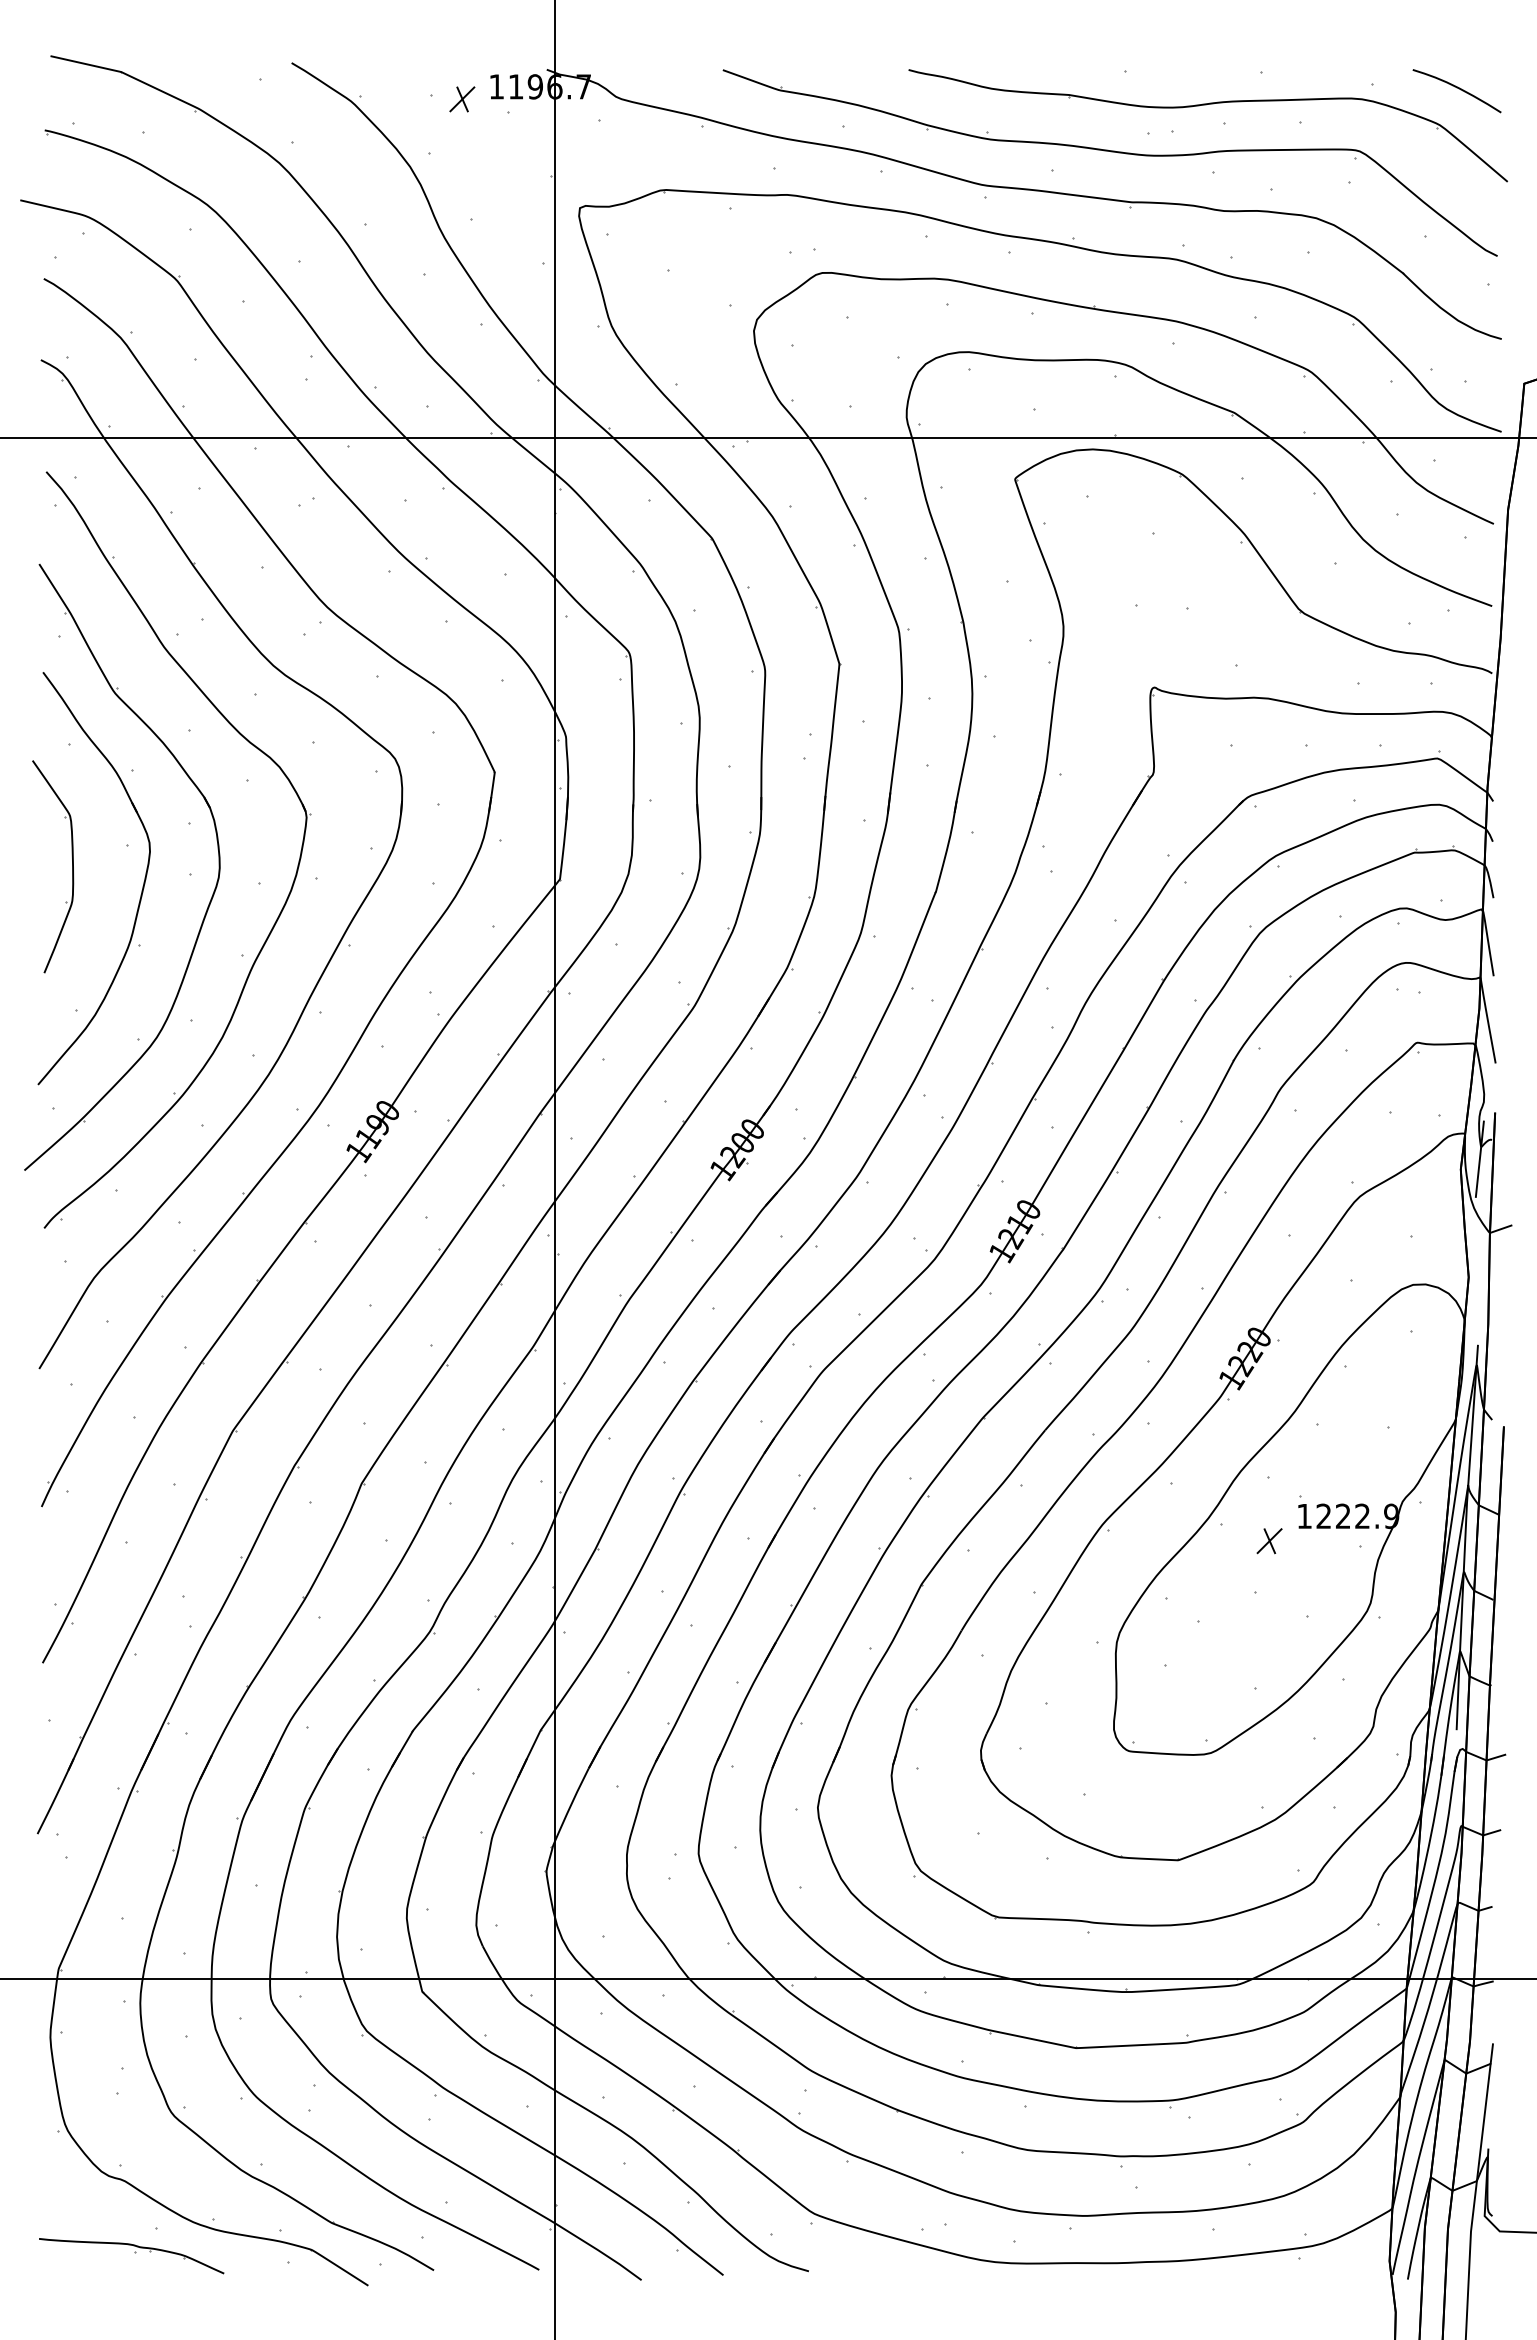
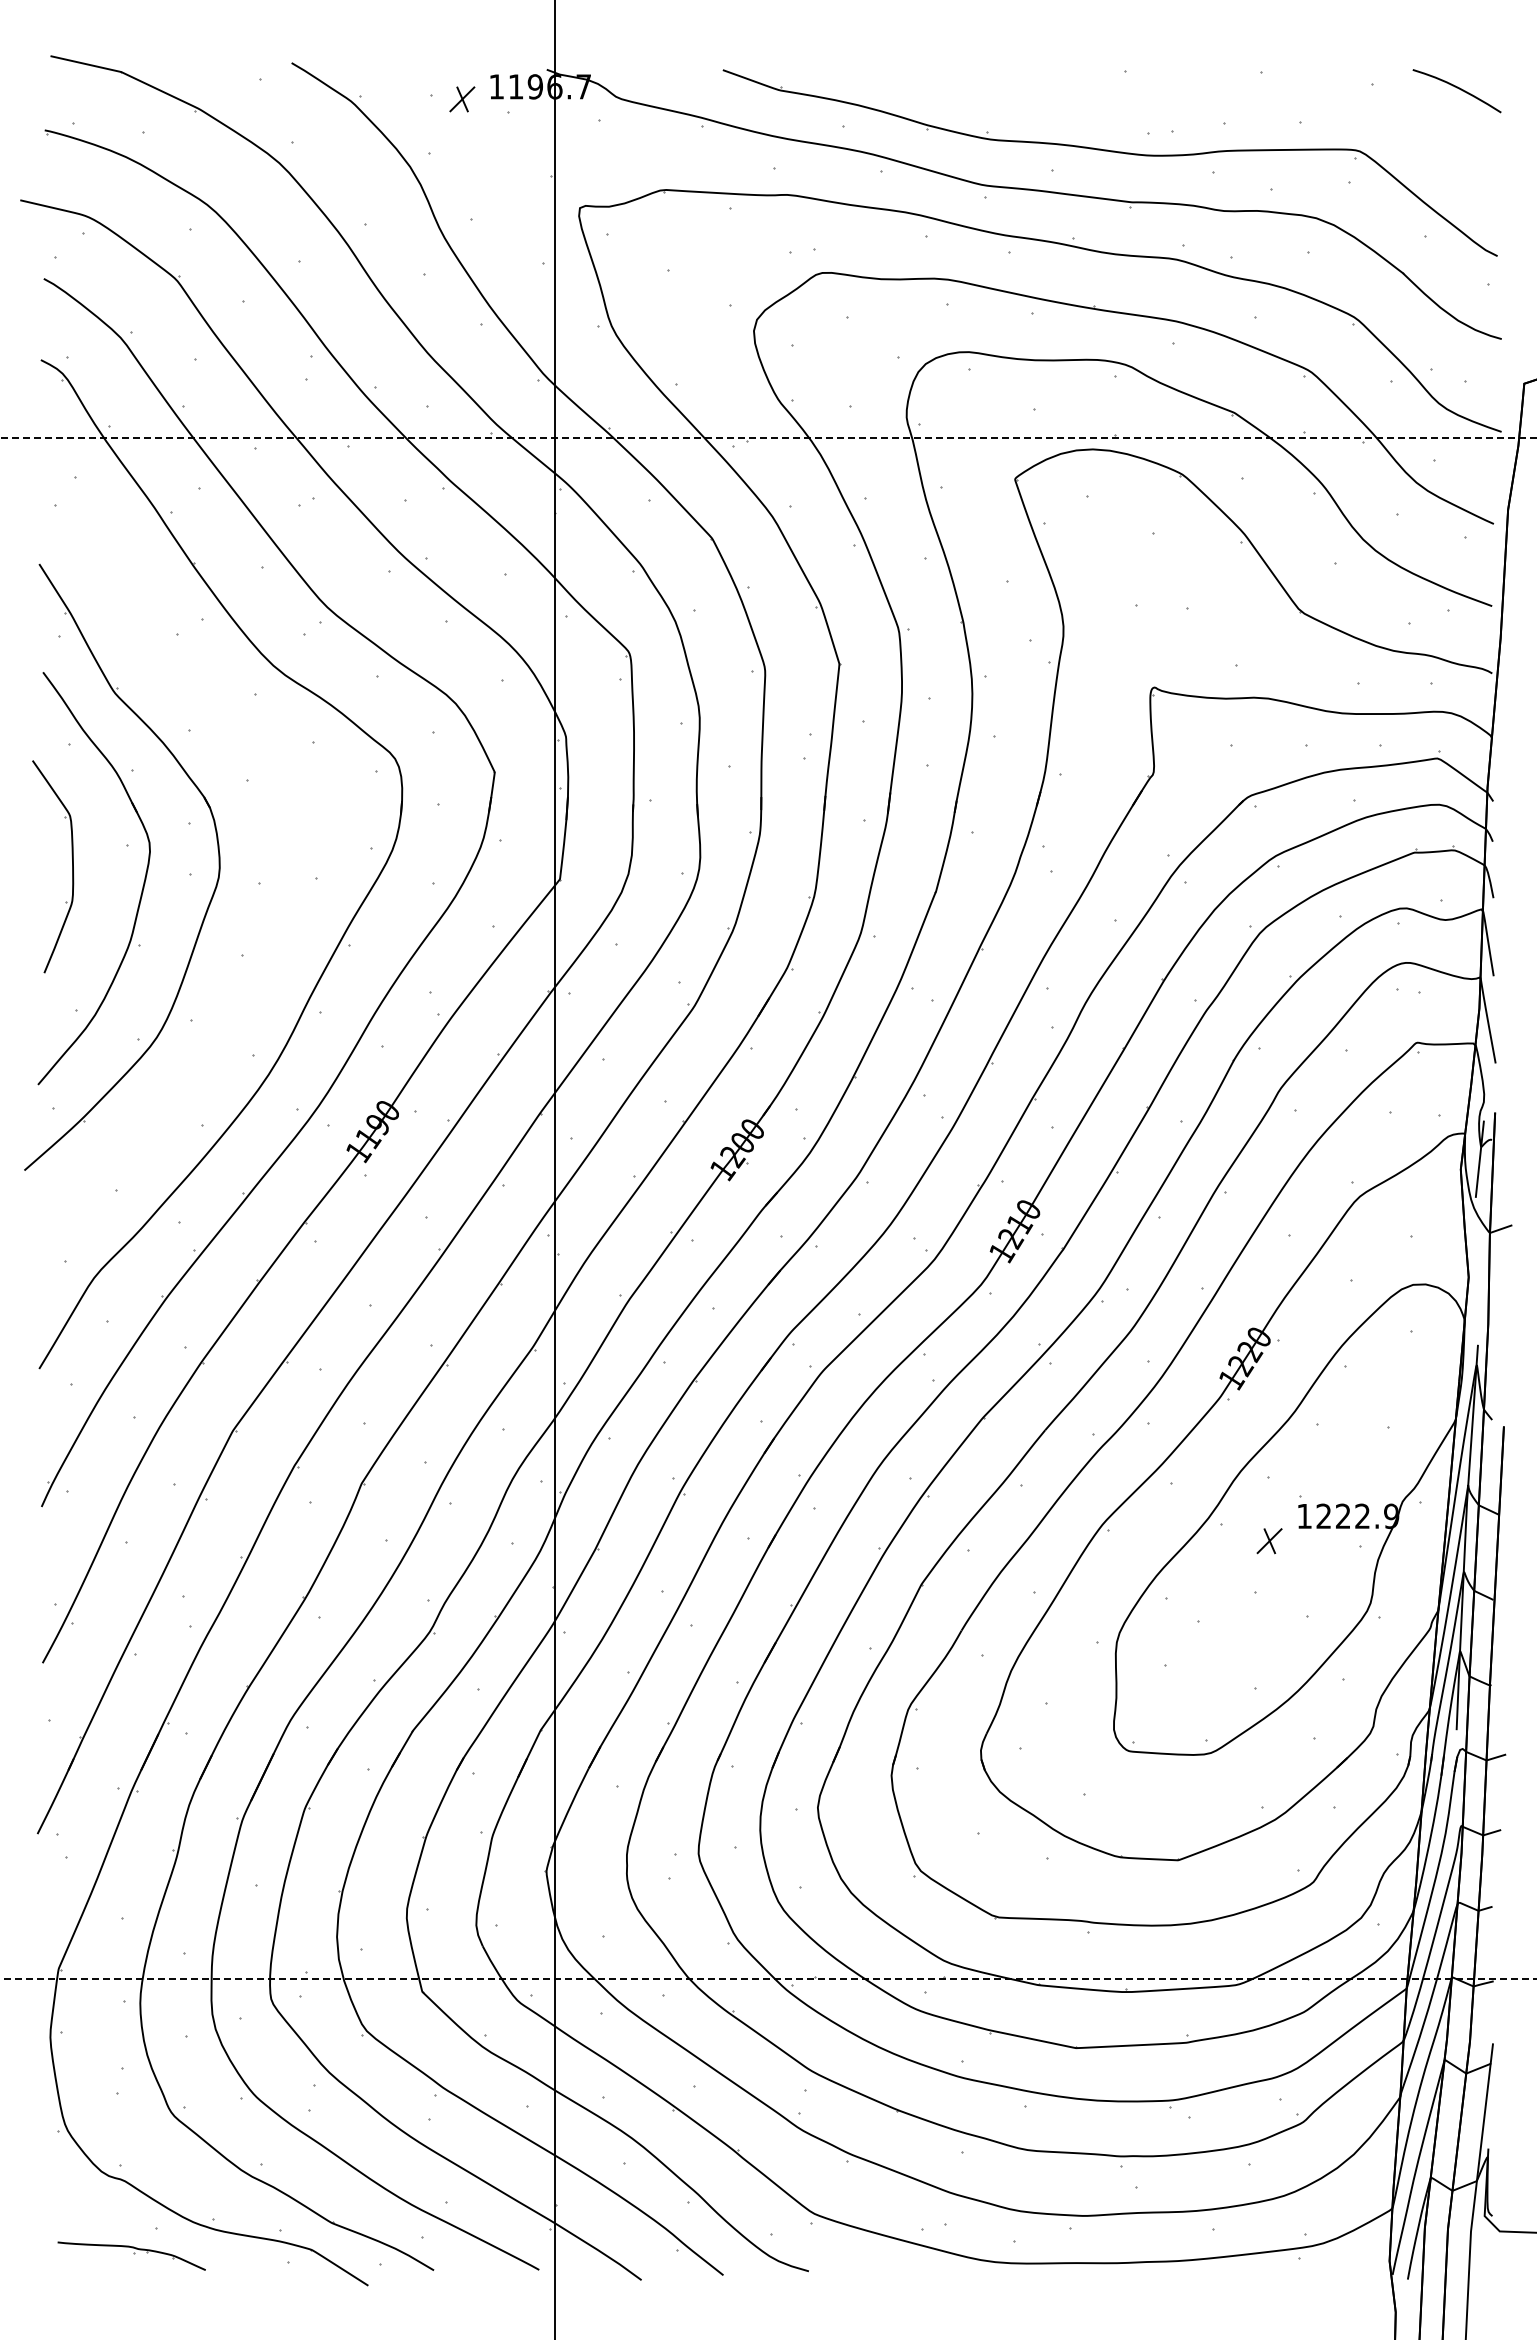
part: present -> none (1206, 105)
line: solid -> dashed (768, 438)
part: present -> none (288, 893)
line: solid -> dashed (768, 1978)
part size: 186x37 px -> 149x30 px (131, 2255)
